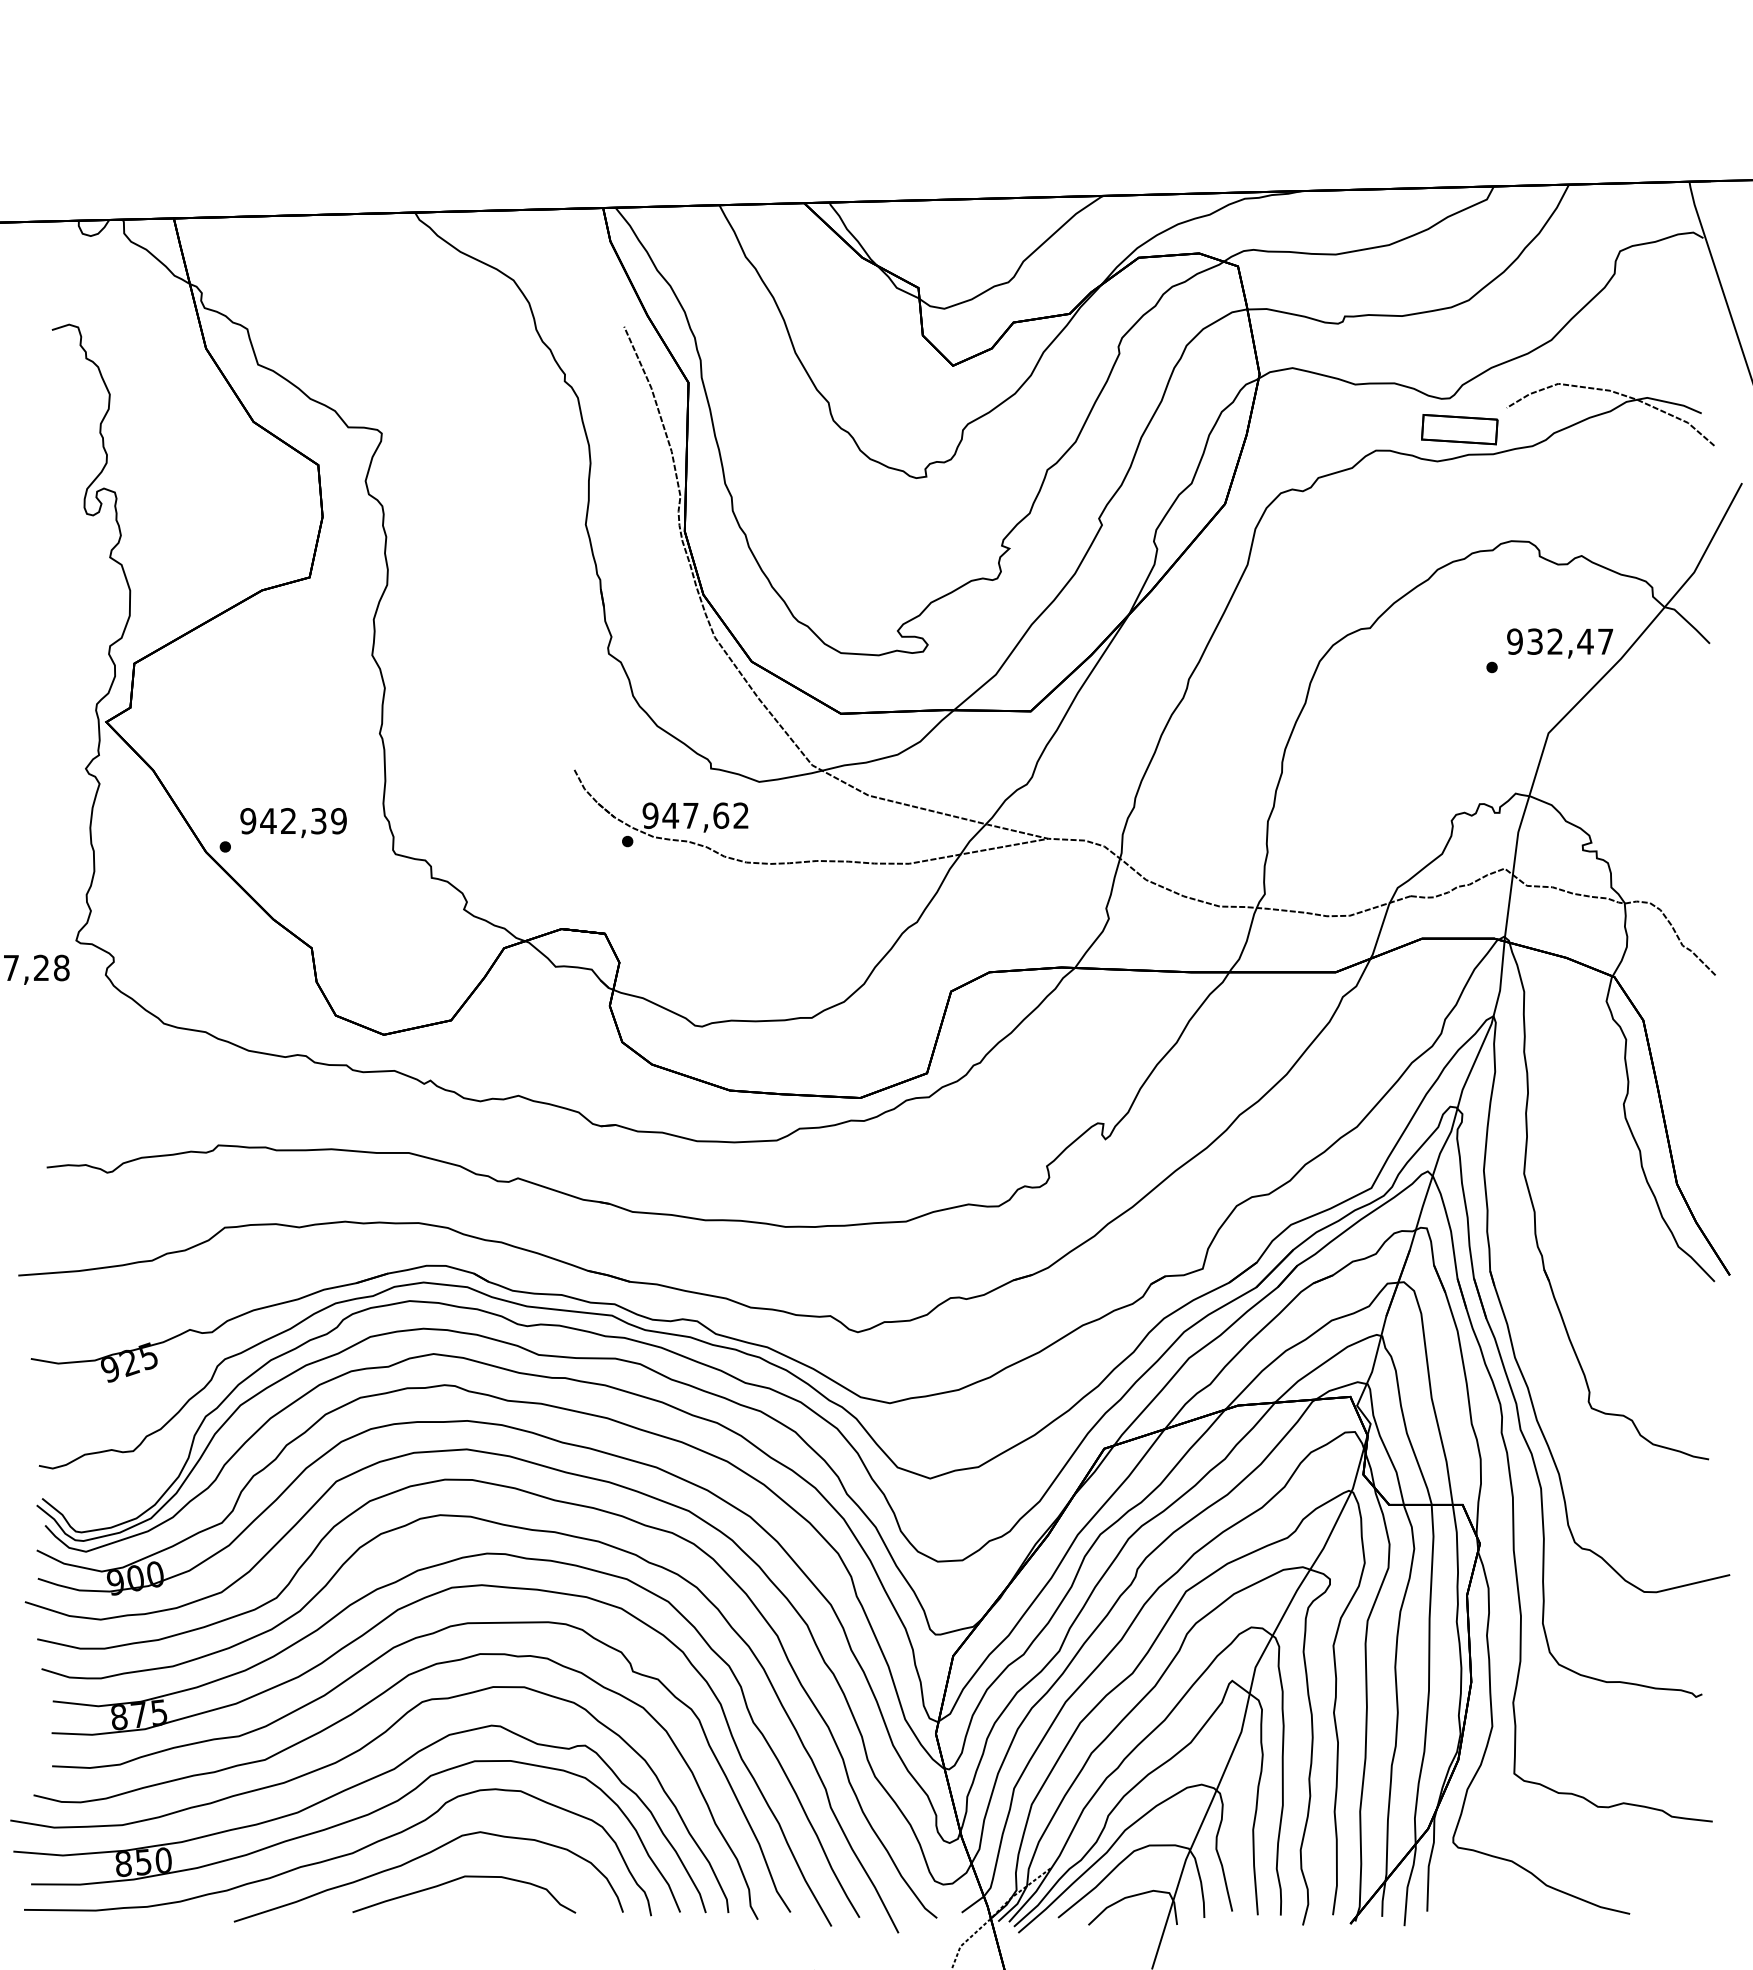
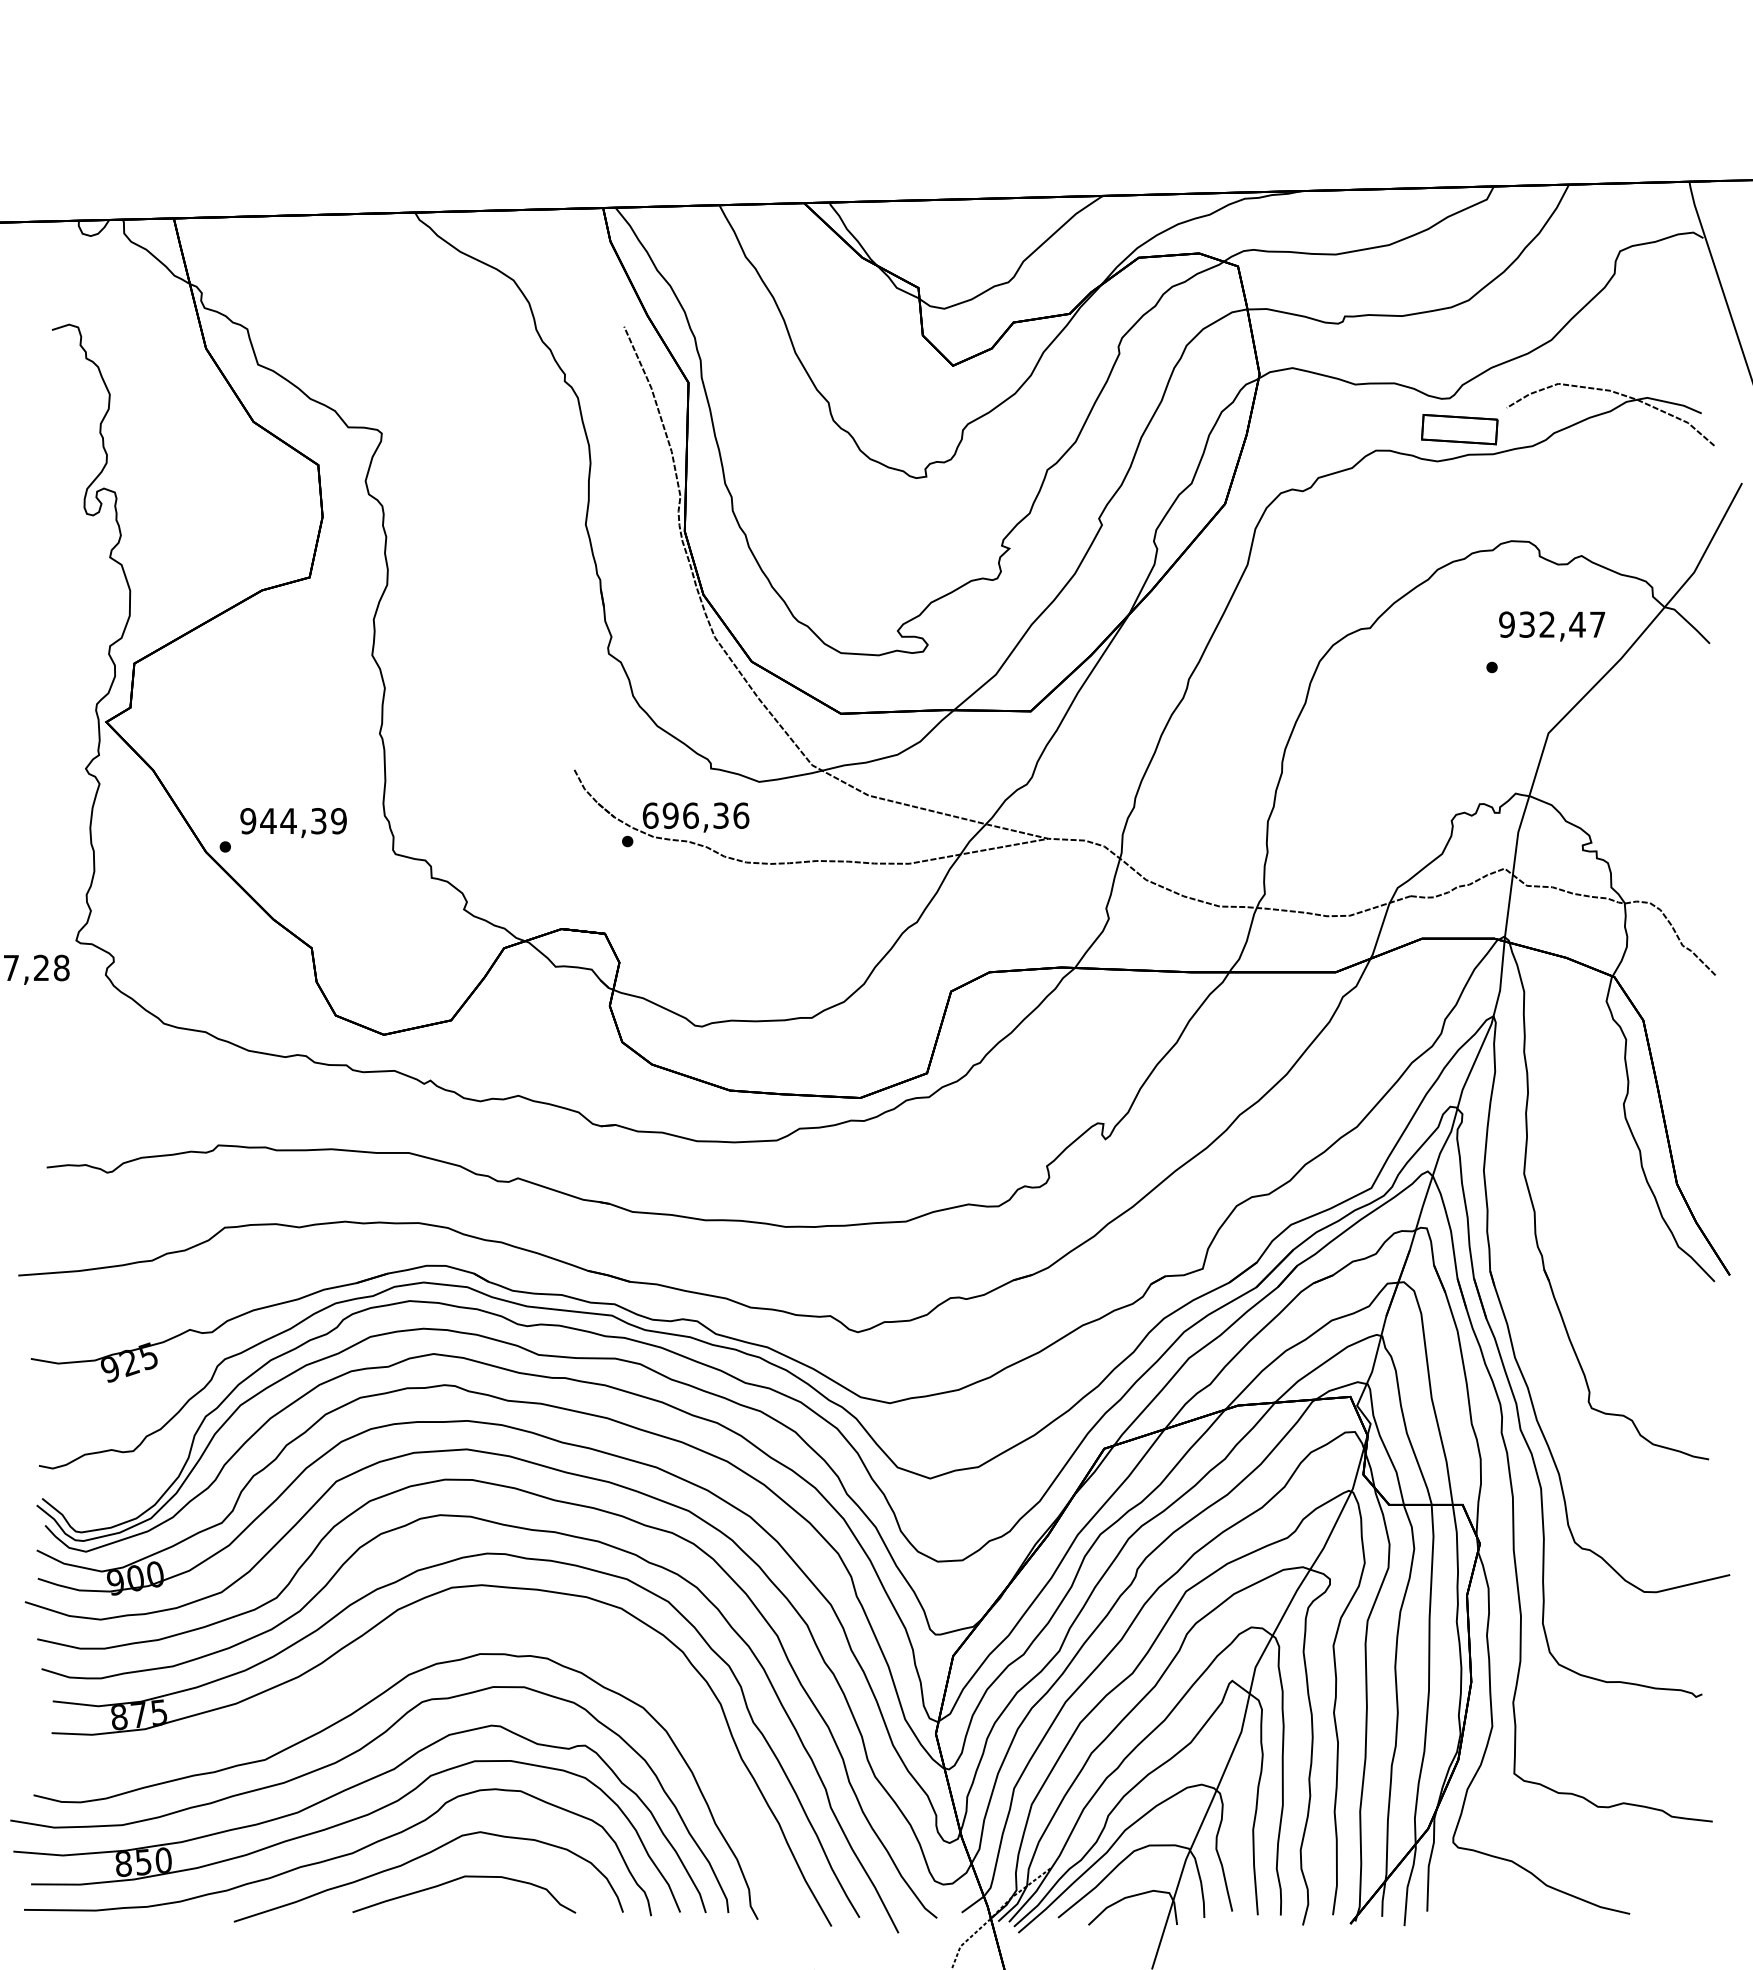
text position: (1560, 643) -> (1552, 626) (1552, 626)
text: 947,62 -> 696,36 (695, 815)
text: 942,39 -> 944,39 (288, 820)
curve: present -> none (358, 1673)
